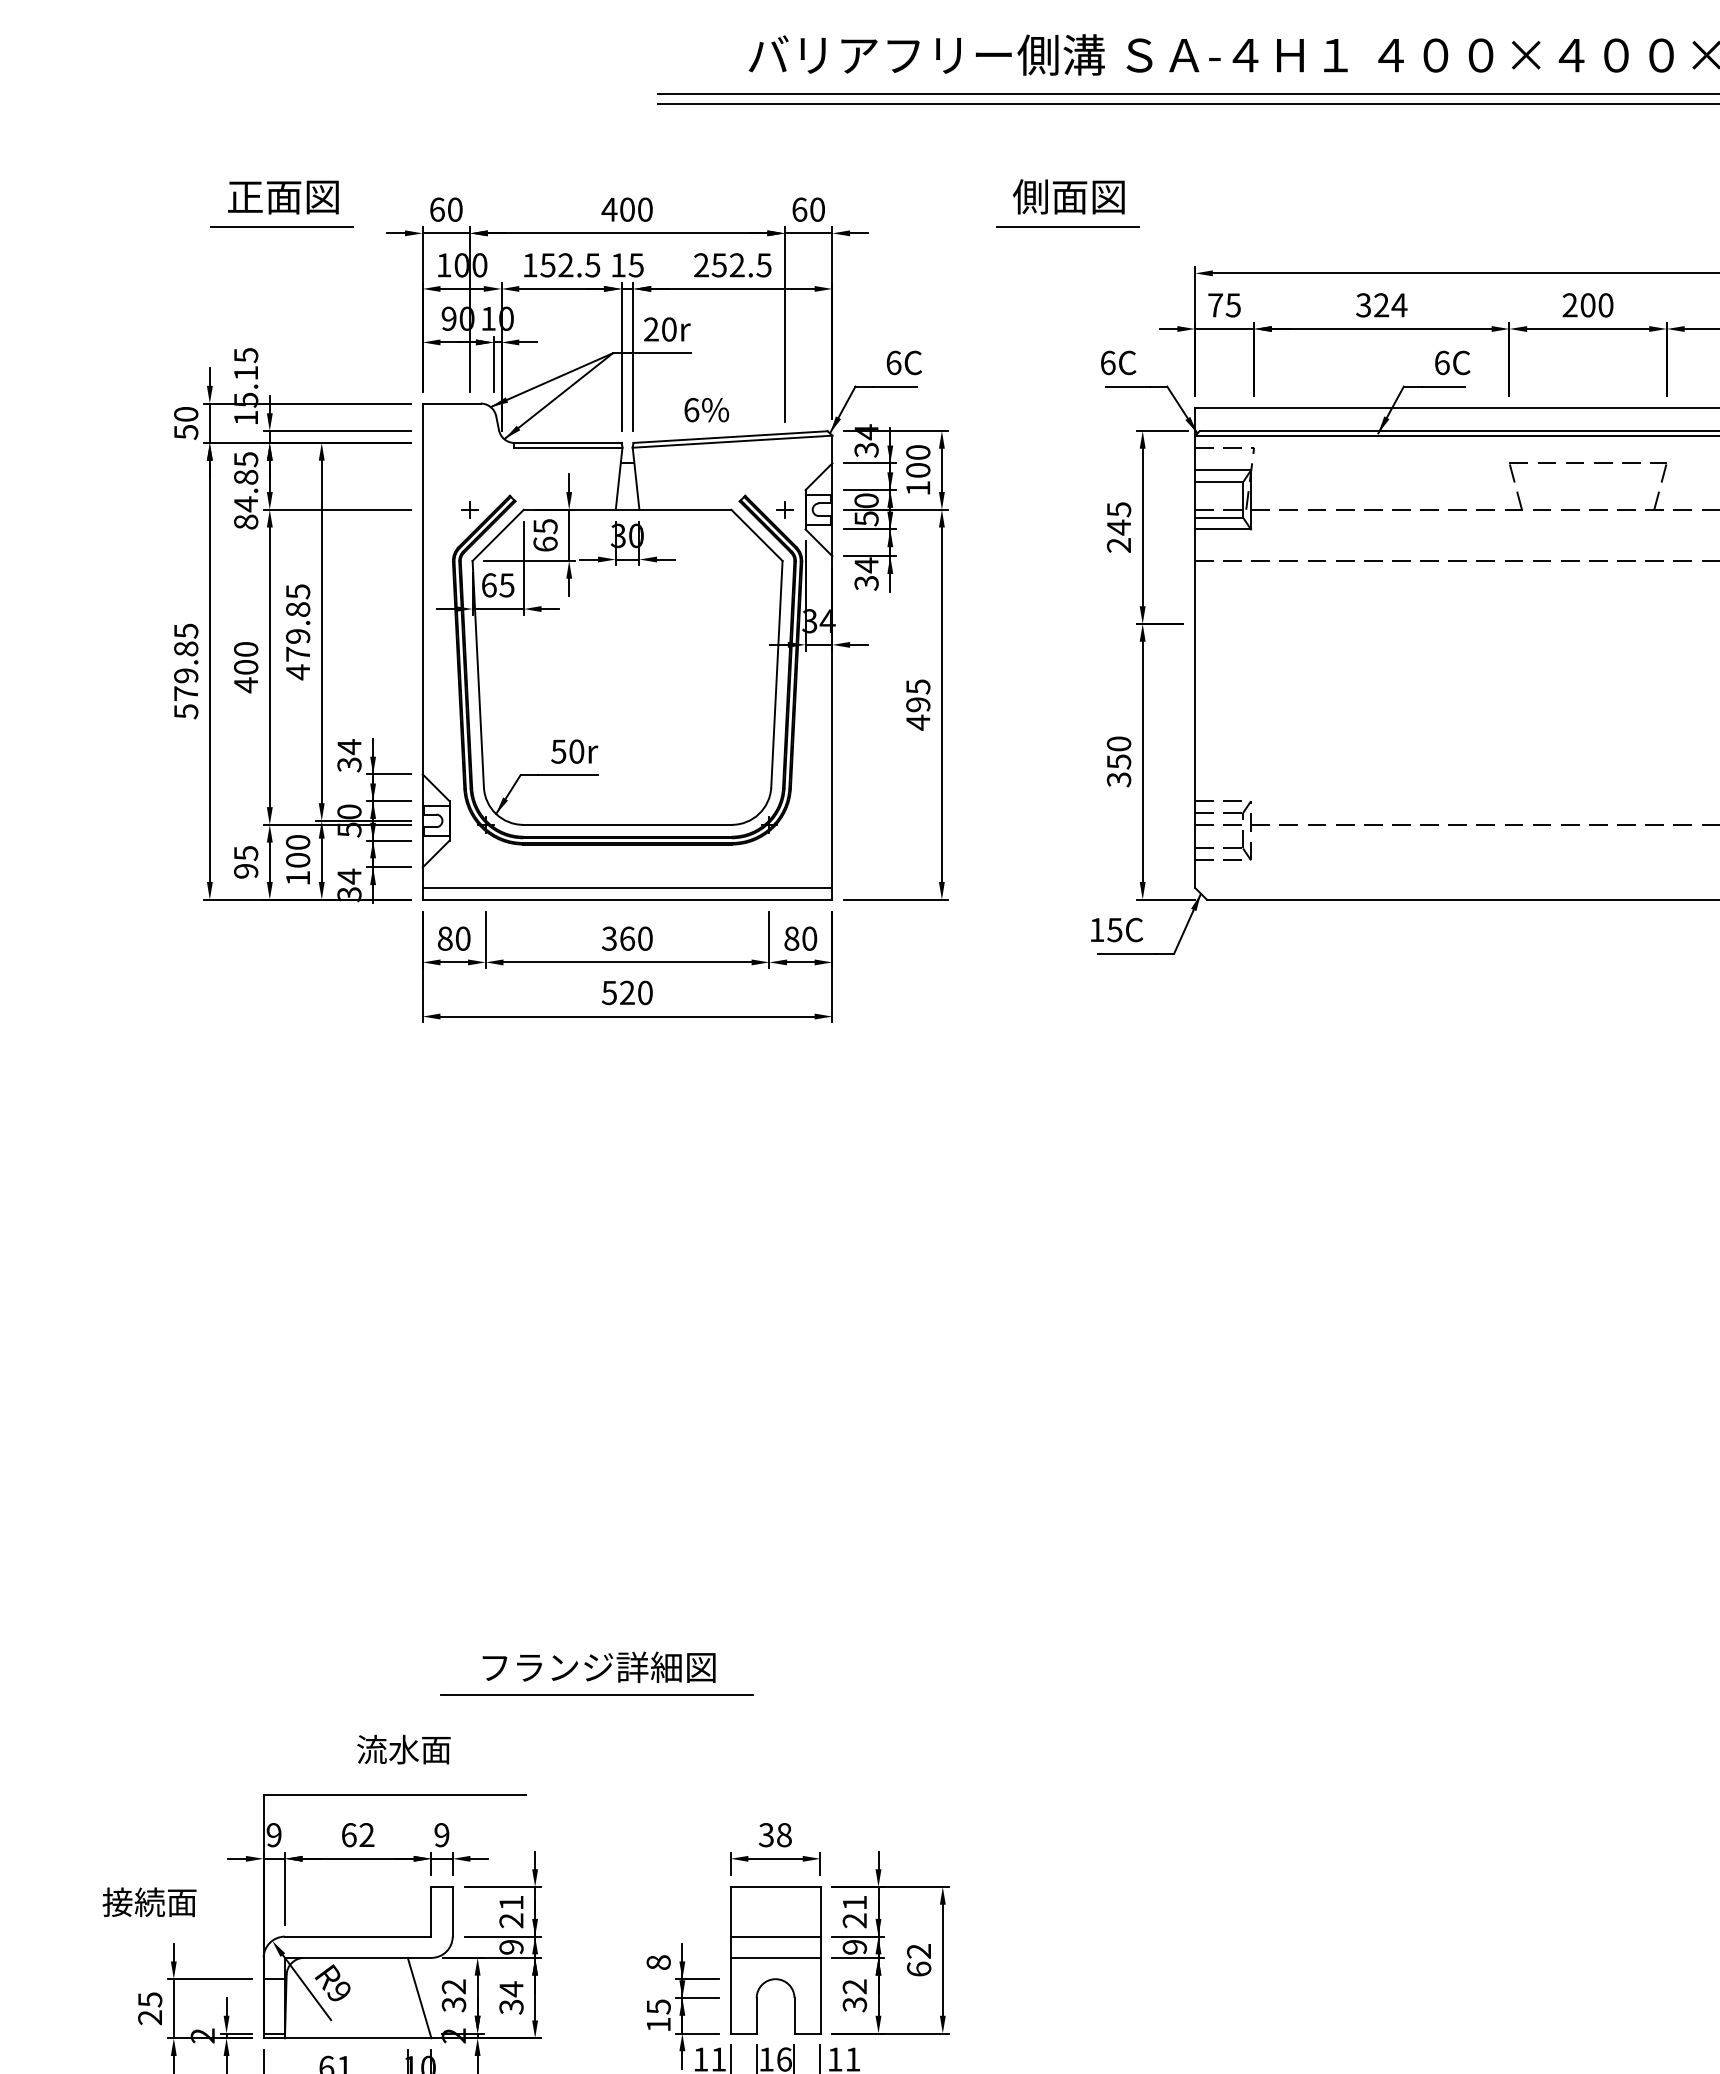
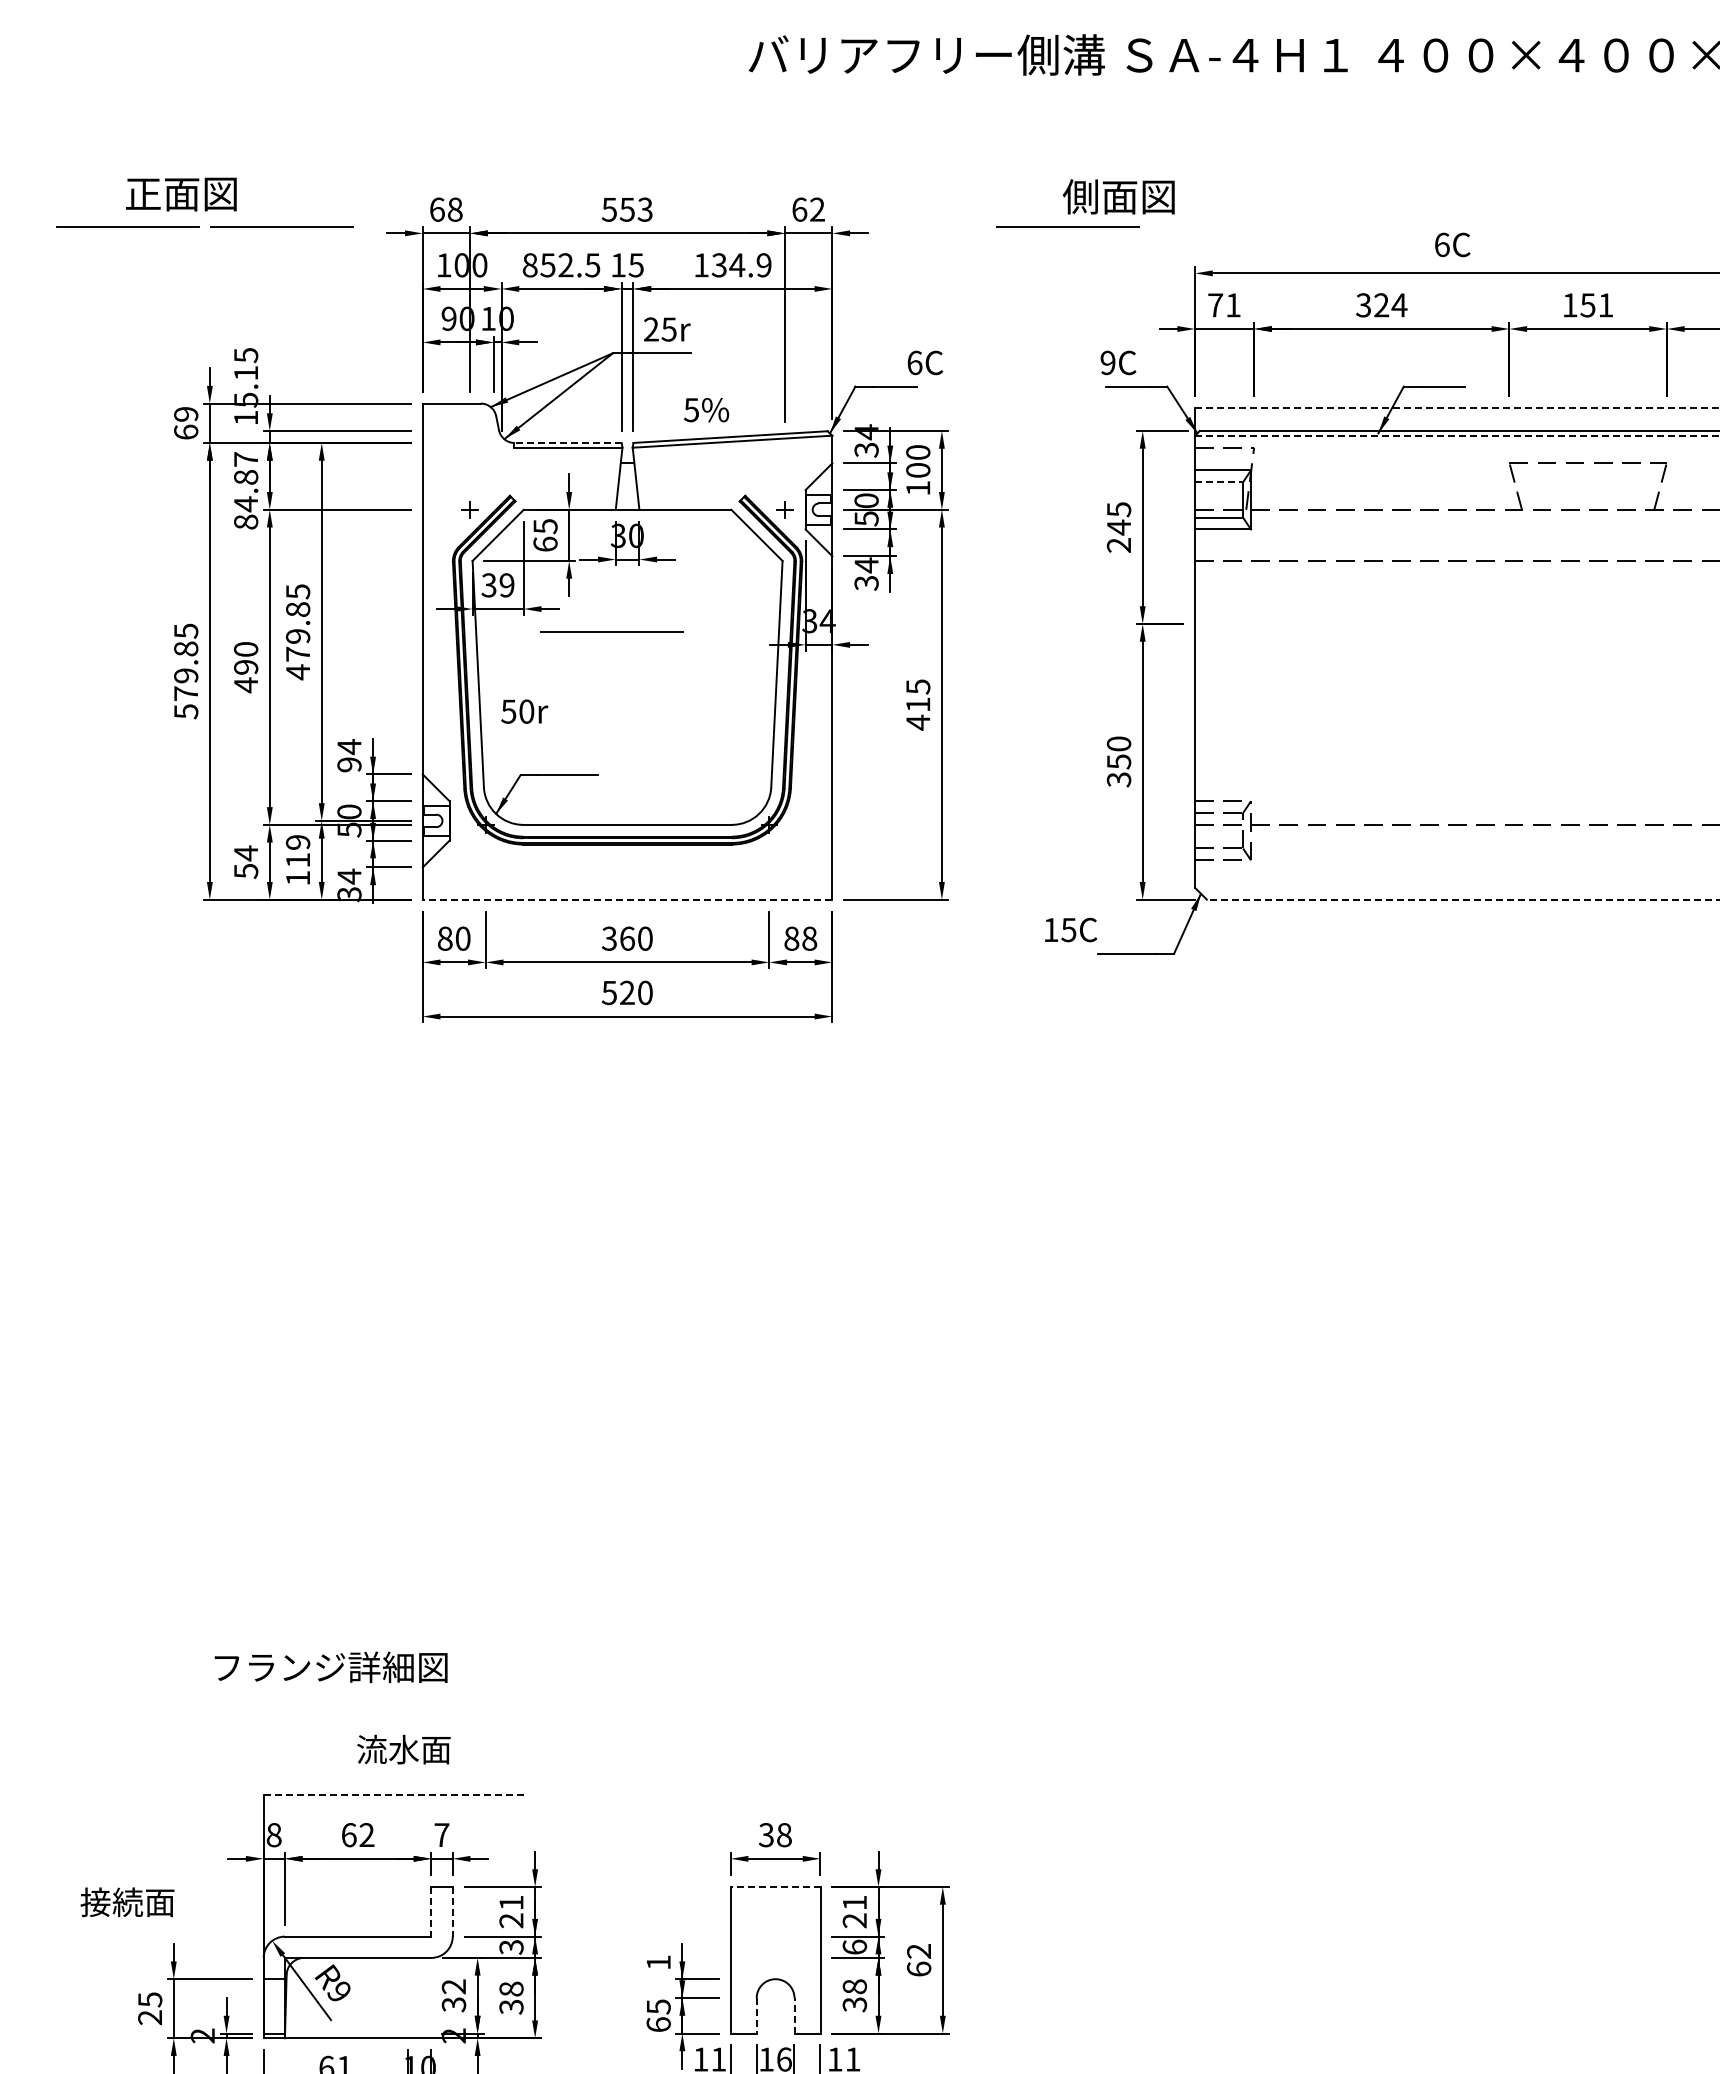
line: present -> none (1186, 94)
line: present -> none (1186, 103)
text position: (1068, 196) -> (1118, 196) (1118, 196)
text position: (283, 197) -> (181, 194) (181, 194)
text: 60 -> 68 (454, 209)
text: 400 -> 553 (626, 209)
text: 60 -> 62 (817, 209)
line: none -> present (127, 226)
text: 152.5 -> 852.5 (529, 265)
text: 252.5 -> 134.9 (732, 265)
text: 75 -> 71 (1232, 305)
text: 200 -> 151 (1587, 305)
text: 20r -> 25r (668, 329)
text position: (903, 362) -> (924, 362) (924, 362)
text: 6C -> 9C (1107, 362)
text position: (1452, 362) -> (1452, 244) (1452, 244)
line: solid -> dashed (1457, 408)
text: 6% -> 5% (691, 410)
text: 50 -> 69 (186, 423)
line: solid -> dashed (1457, 435)
line: solid -> dashed (568, 442)
text: 84.85 -> 84.87 (246, 459)
line: solid -> dashed (1219, 482)
text: 65 -> 39 (497, 585)
line: none -> present (611, 631)
text: 400 -> 490 (246, 667)
text: 495 -> 415 (918, 704)
text position: (574, 751) -> (524, 711) (524, 711)
text: 34 -> 94 (349, 764)
text: 100 -> 119 (298, 851)
text: 95 -> 54 (246, 861)
line: present -> none (627, 887)
line: solid -> dashed (627, 899)
line: solid -> dashed (1462, 899)
text position: (1117, 929) -> (1071, 929) (1071, 929)
text: 80 -> 88 (809, 938)
text position: (598, 1667) -> (330, 1667) (330, 1667)
line: present -> none (596, 1695)
line: solid -> dashed (395, 1794)
text: 9 -> 8 (273, 1835)
text: 9 -> 7 (441, 1835)
line: solid -> dashed (775, 1887)
text position: (149, 1902) -> (127, 1902) (127, 1902)
line: solid -> dashed (431, 1911)
line: solid -> dashed (452, 1911)
line: present -> none (775, 1936)
text: 9 -> 6 (854, 1946)
text: 9 -> 3 (511, 1947)
line: present -> none (775, 1957)
text: 8 -> 1 (658, 1962)
text: 32 -> 38 (854, 1986)
text: 34 -> 38 (511, 1989)
line: present -> none (419, 1997)
line: solid -> dashed (756, 2015)
line: solid -> dashed (794, 2015)
text: 15 -> 65 (658, 2024)
